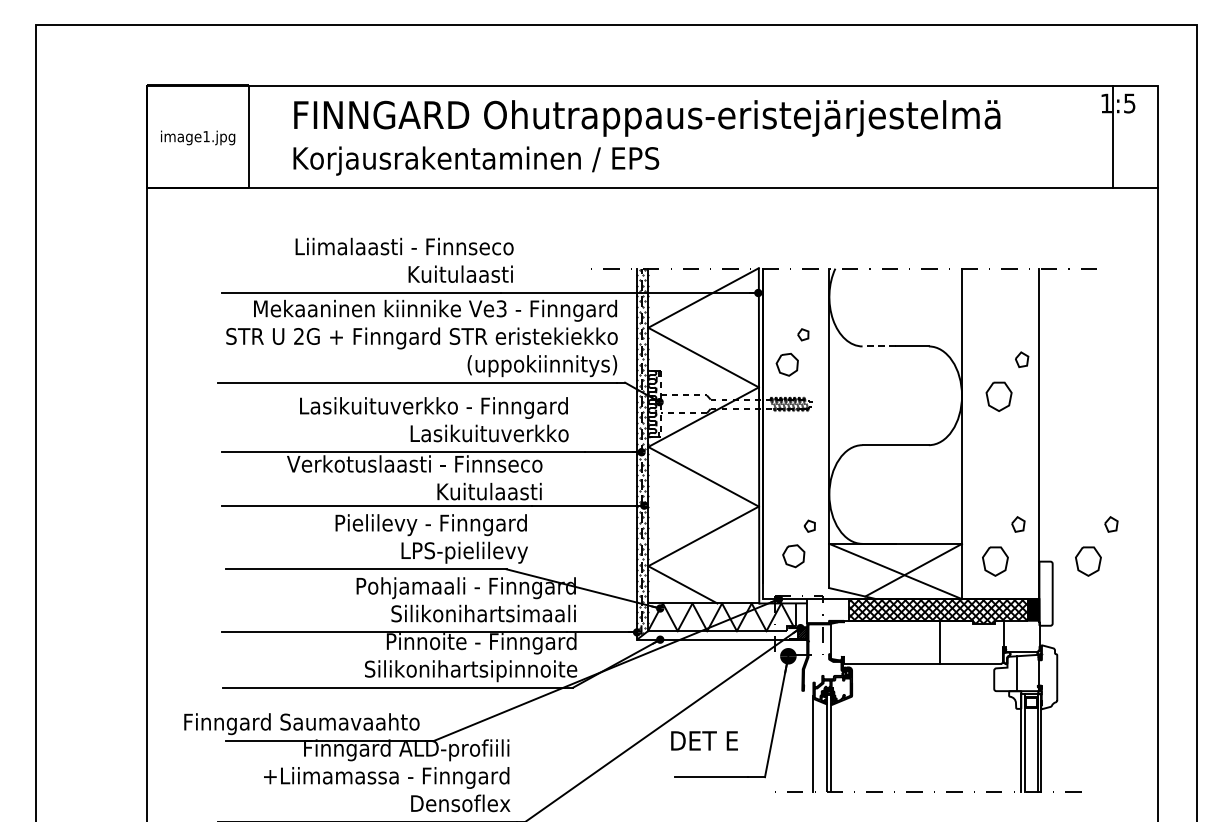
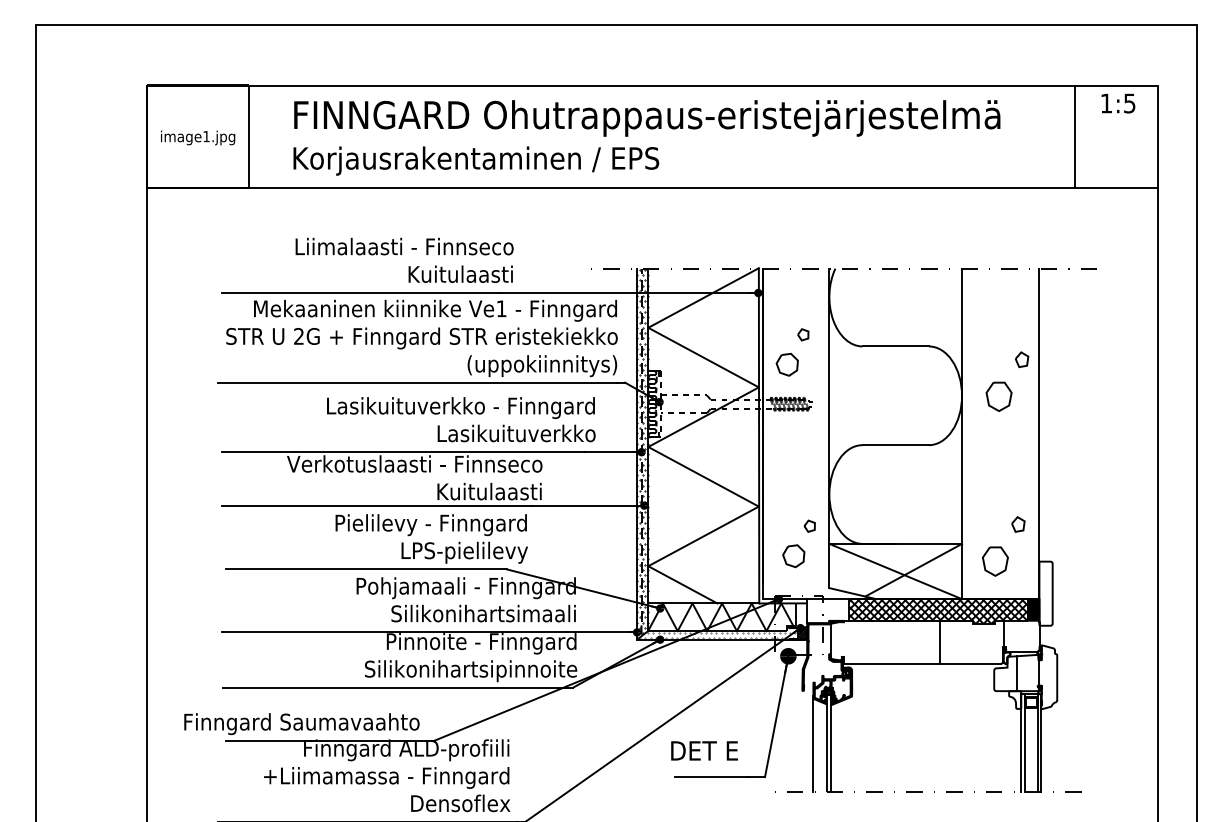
line position: (1112, 136) -> (1074, 136) (1074, 136)
text: Ve3 -> Ve1 (501, 308)
line: dashed -> solid (879, 346)
text position: (434, 419) -> (461, 419) (461, 419)
part: present -> none (1096, 546)
hatch: none -> present (722, 635)
text position: (704, 740) -> (704, 750) (704, 750)
